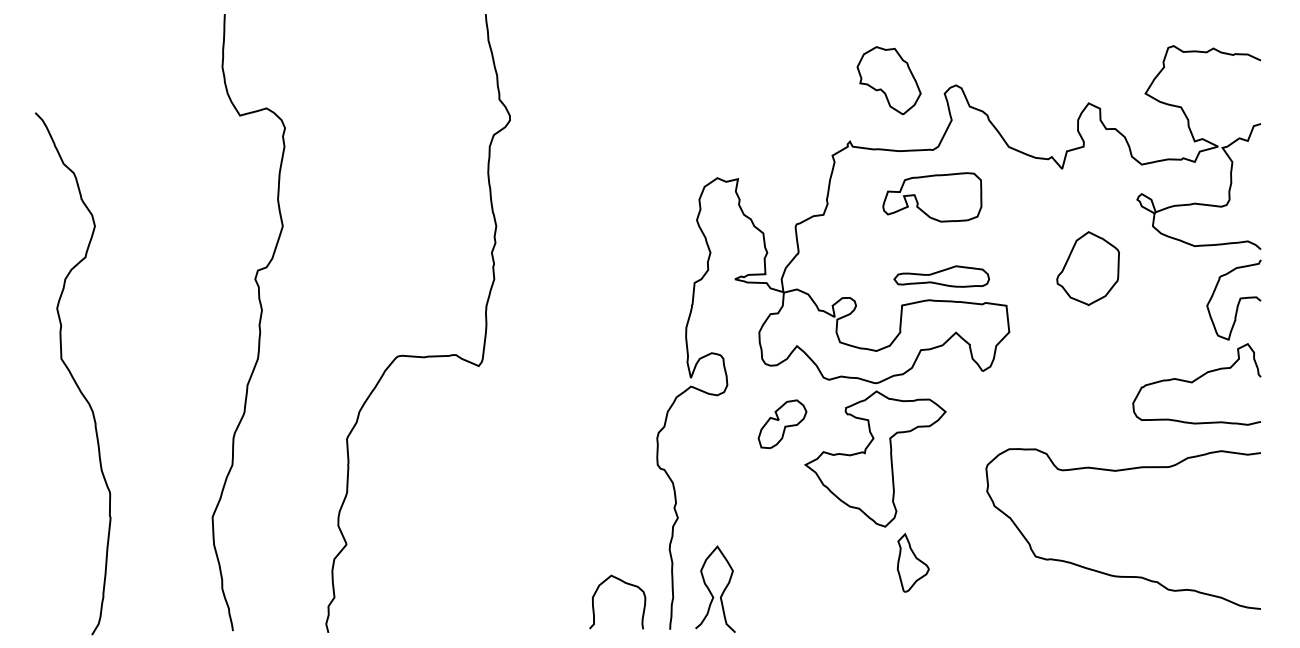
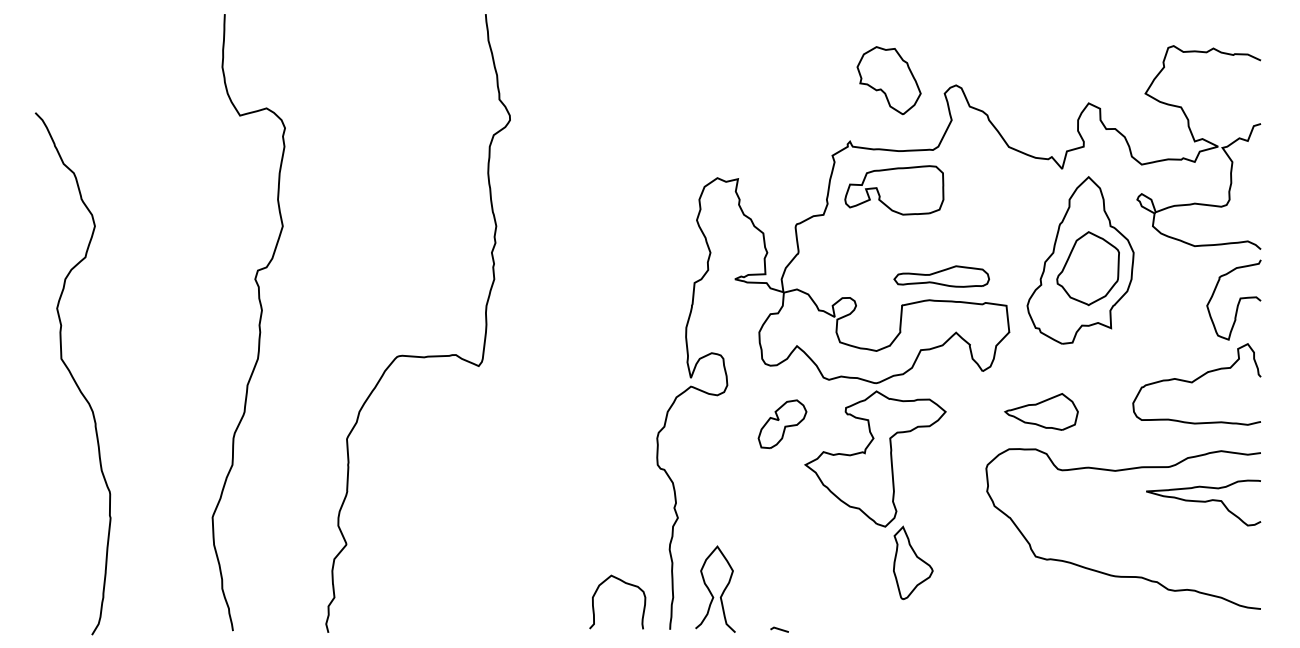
part position: (932, 197) -> (894, 190) (894, 190)
part: none -> present (1080, 260)
part: none -> present (1041, 411)
curve: none -> present (1203, 502)
part size: 34x61 px -> 41x76 px (913, 562)
line: none -> present (779, 629)
